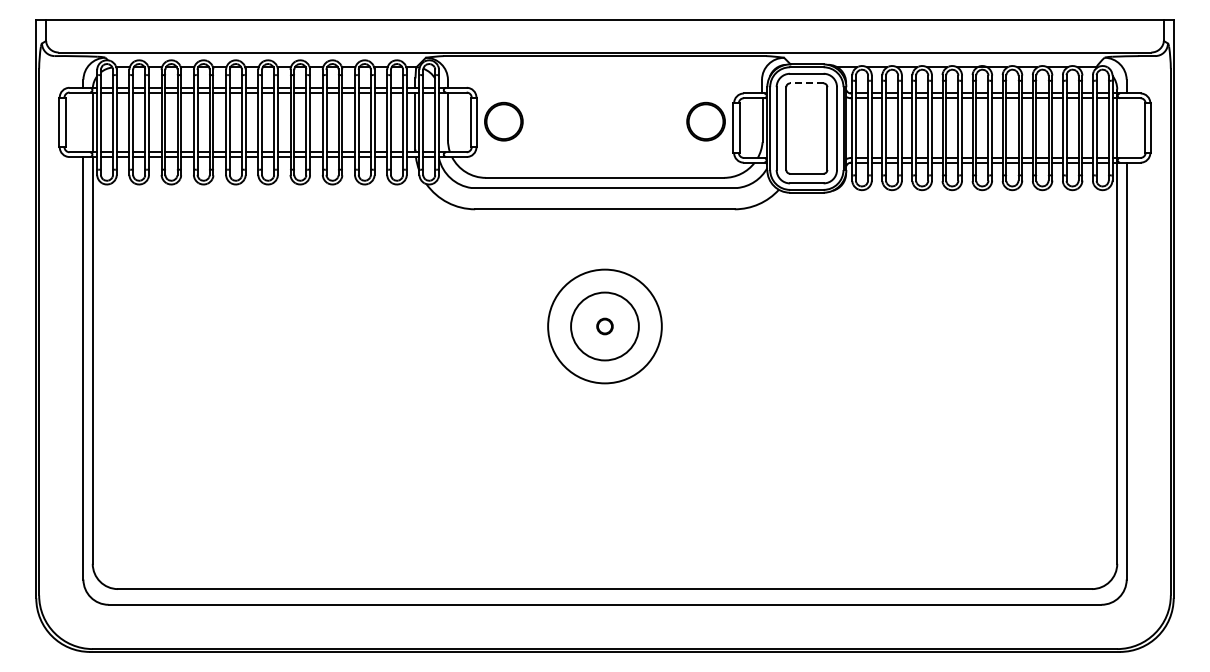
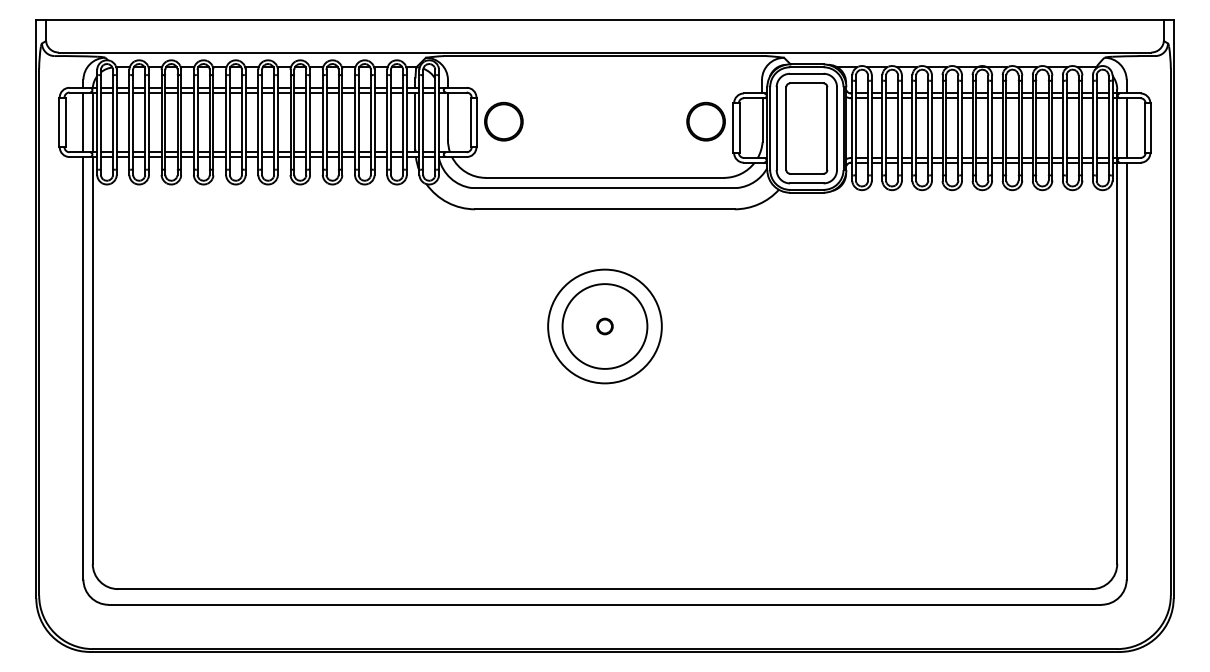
line: dashed -> solid (806, 83)
line: none -> present (83, 122)
line: none -> present (1126, 127)
circle diameter: 68 px -> 85 px (604, 326)
